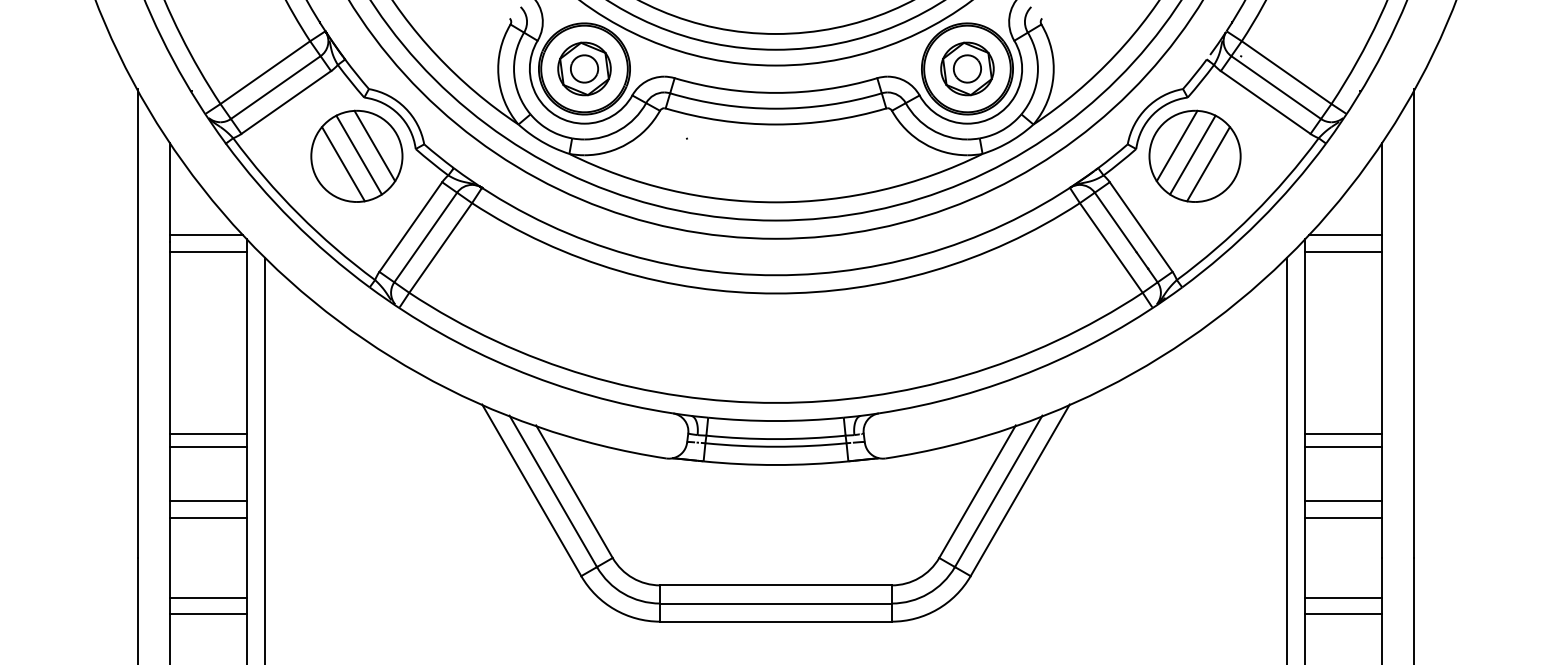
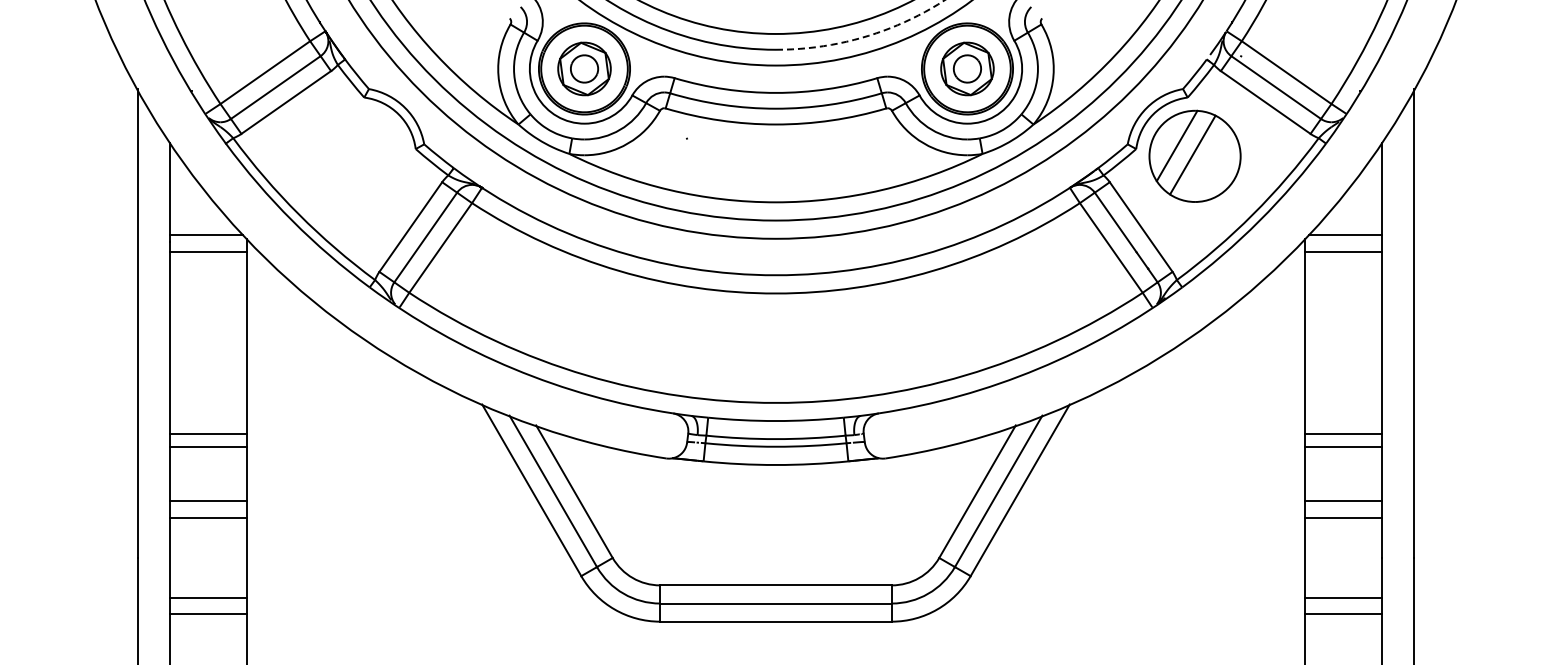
arc: solid -> dashed (865, 36)
part: present -> none (356, 155)
line: present -> none (1208, 164)
line: present -> none (265, 459)
line: present -> none (1286, 459)
